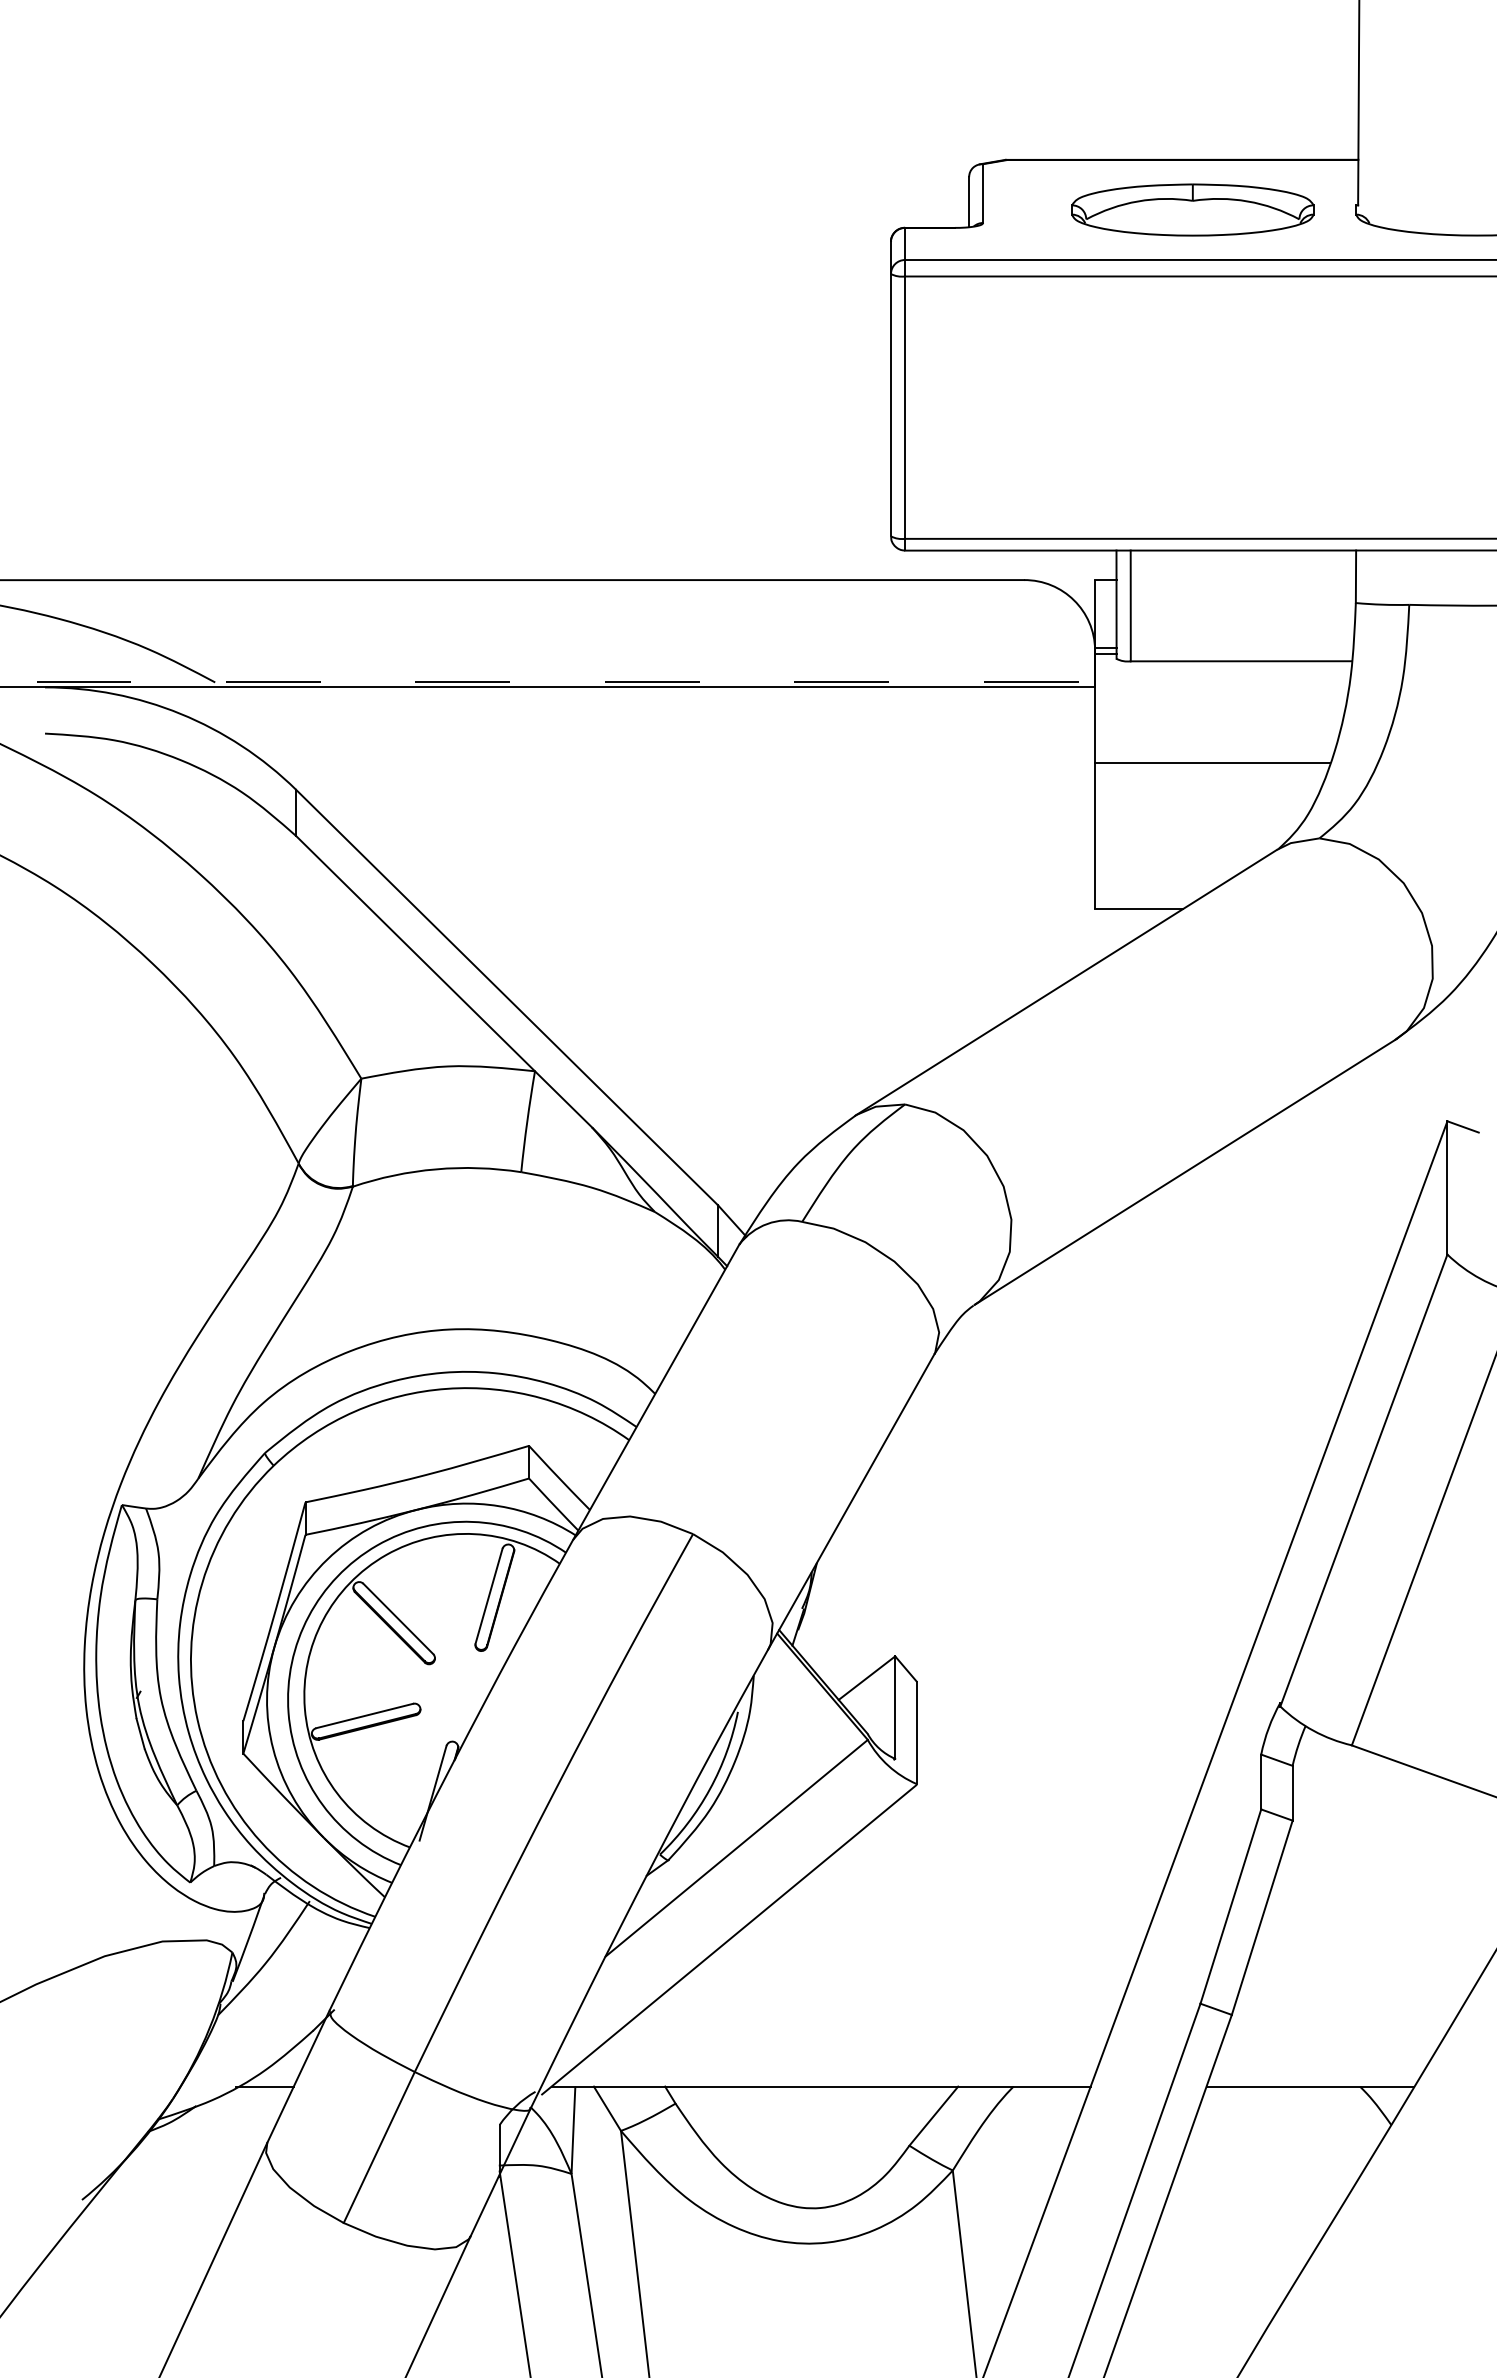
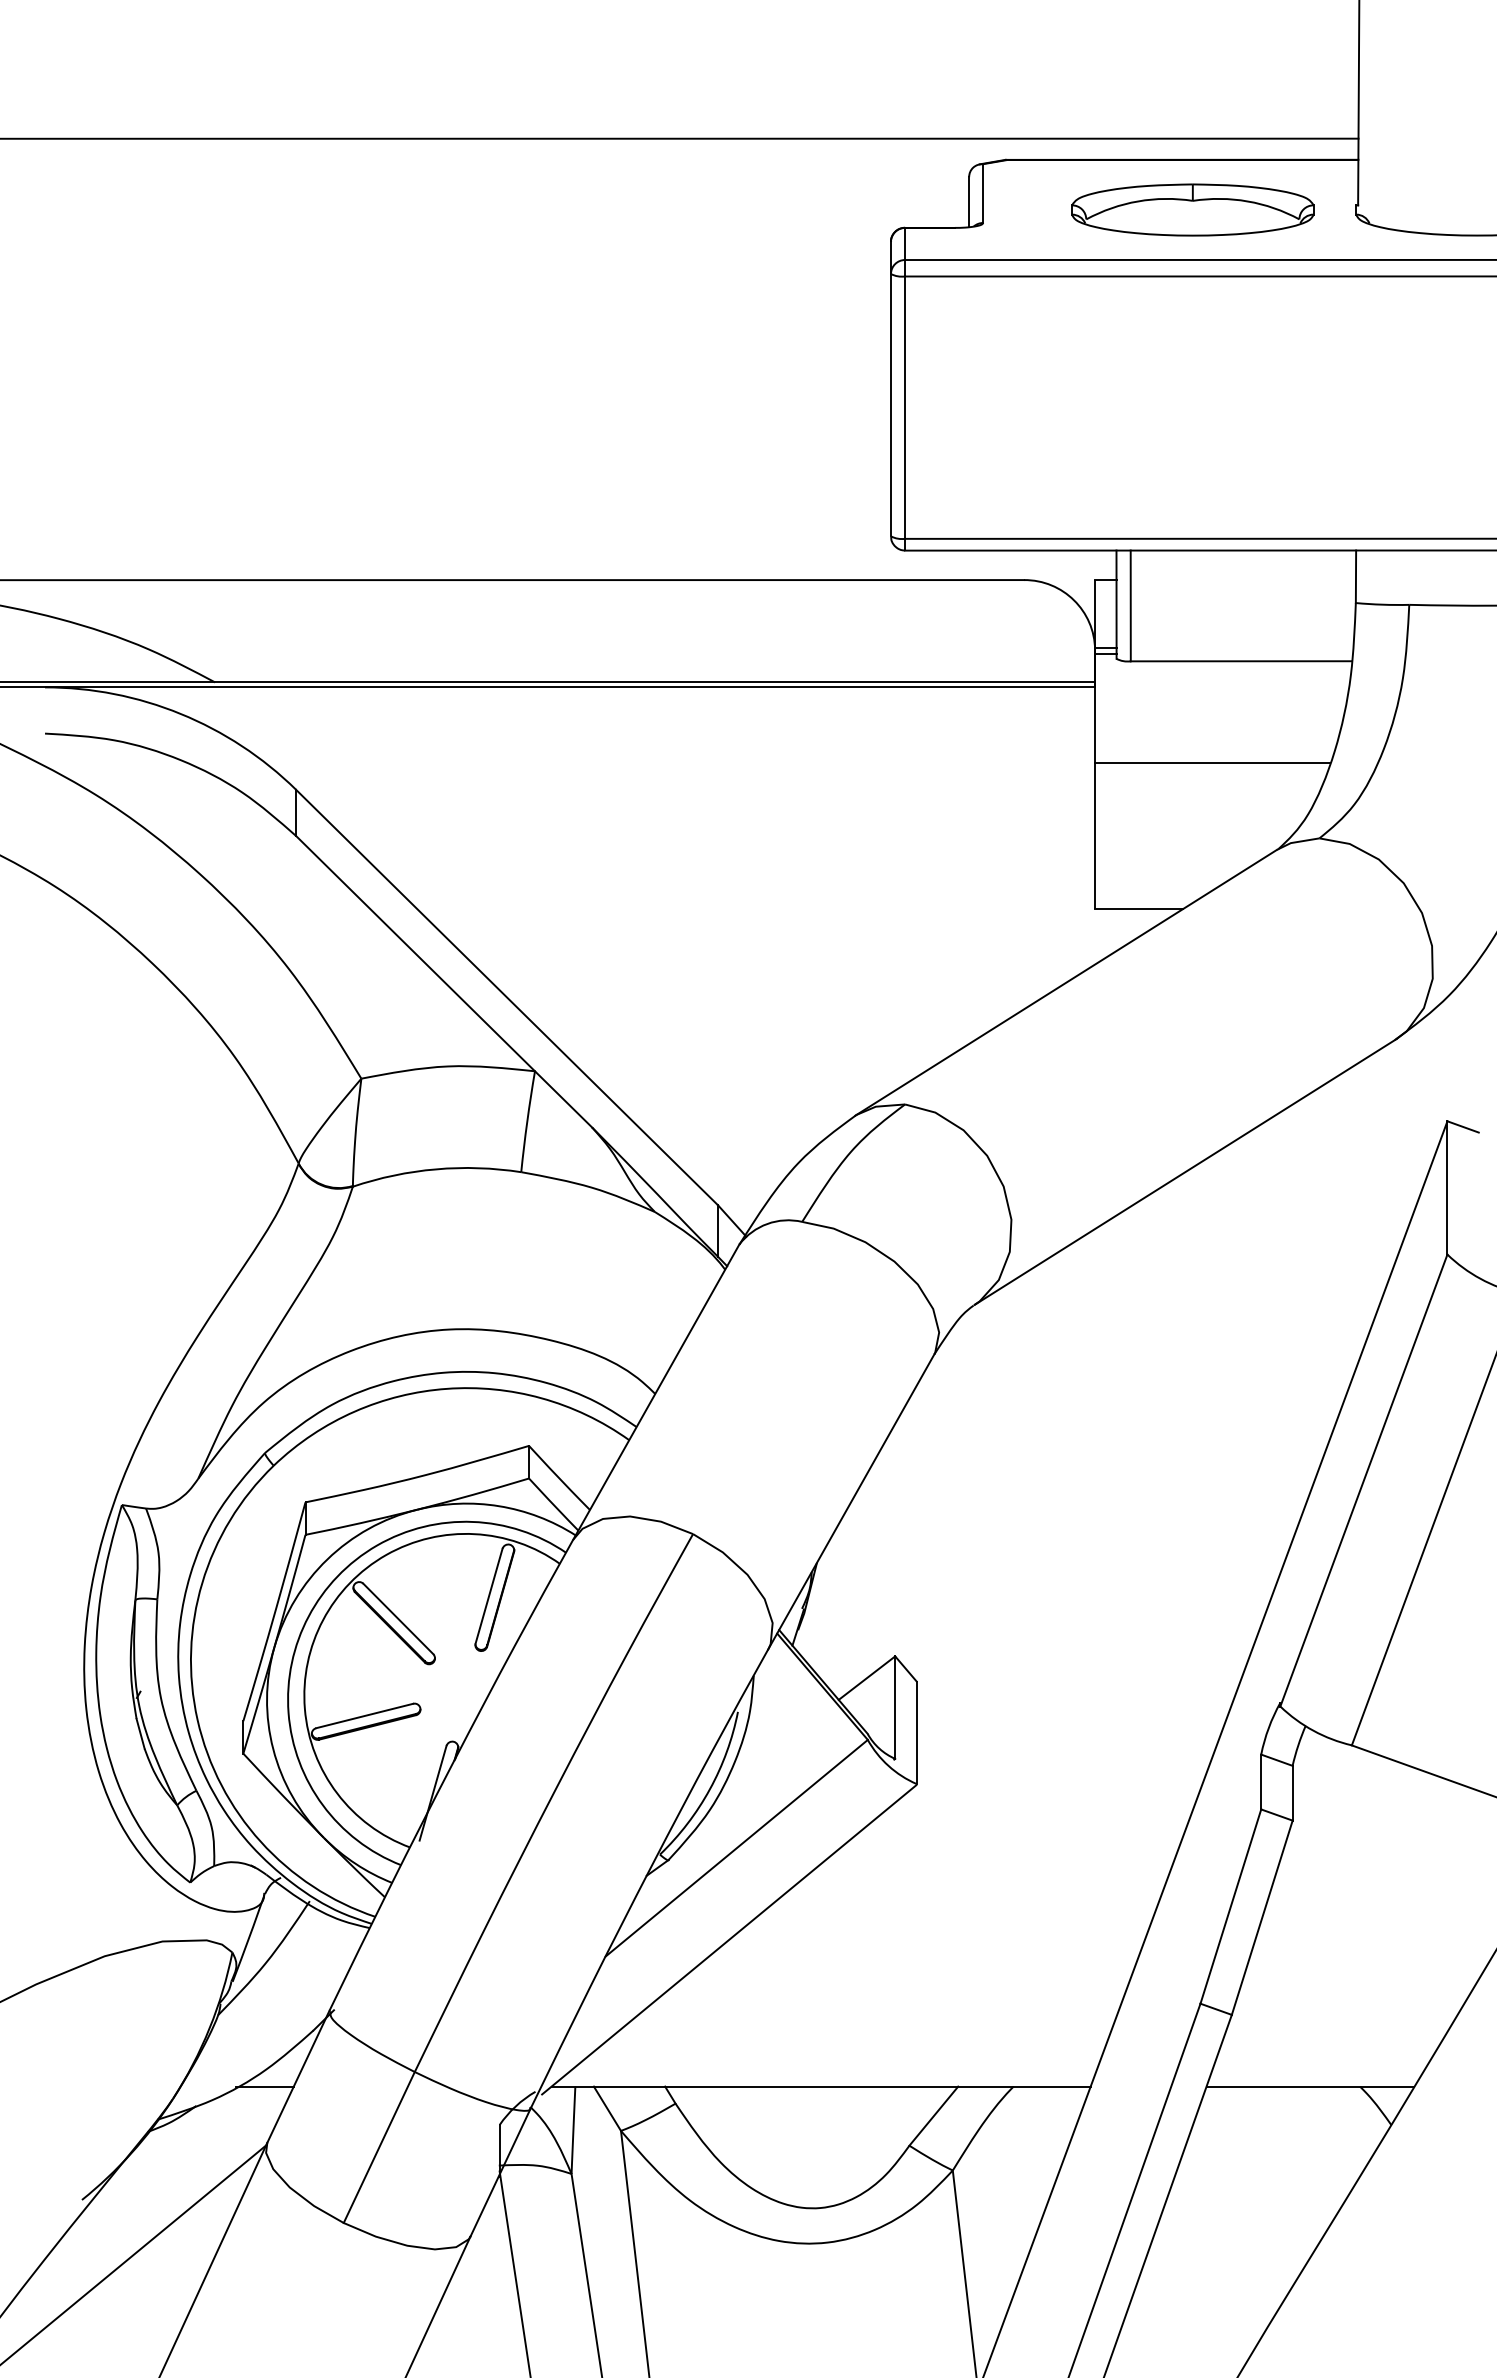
line: none -> present (680, 138)
line: dashed -> solid (548, 682)
line: none -> present (134, 2254)
